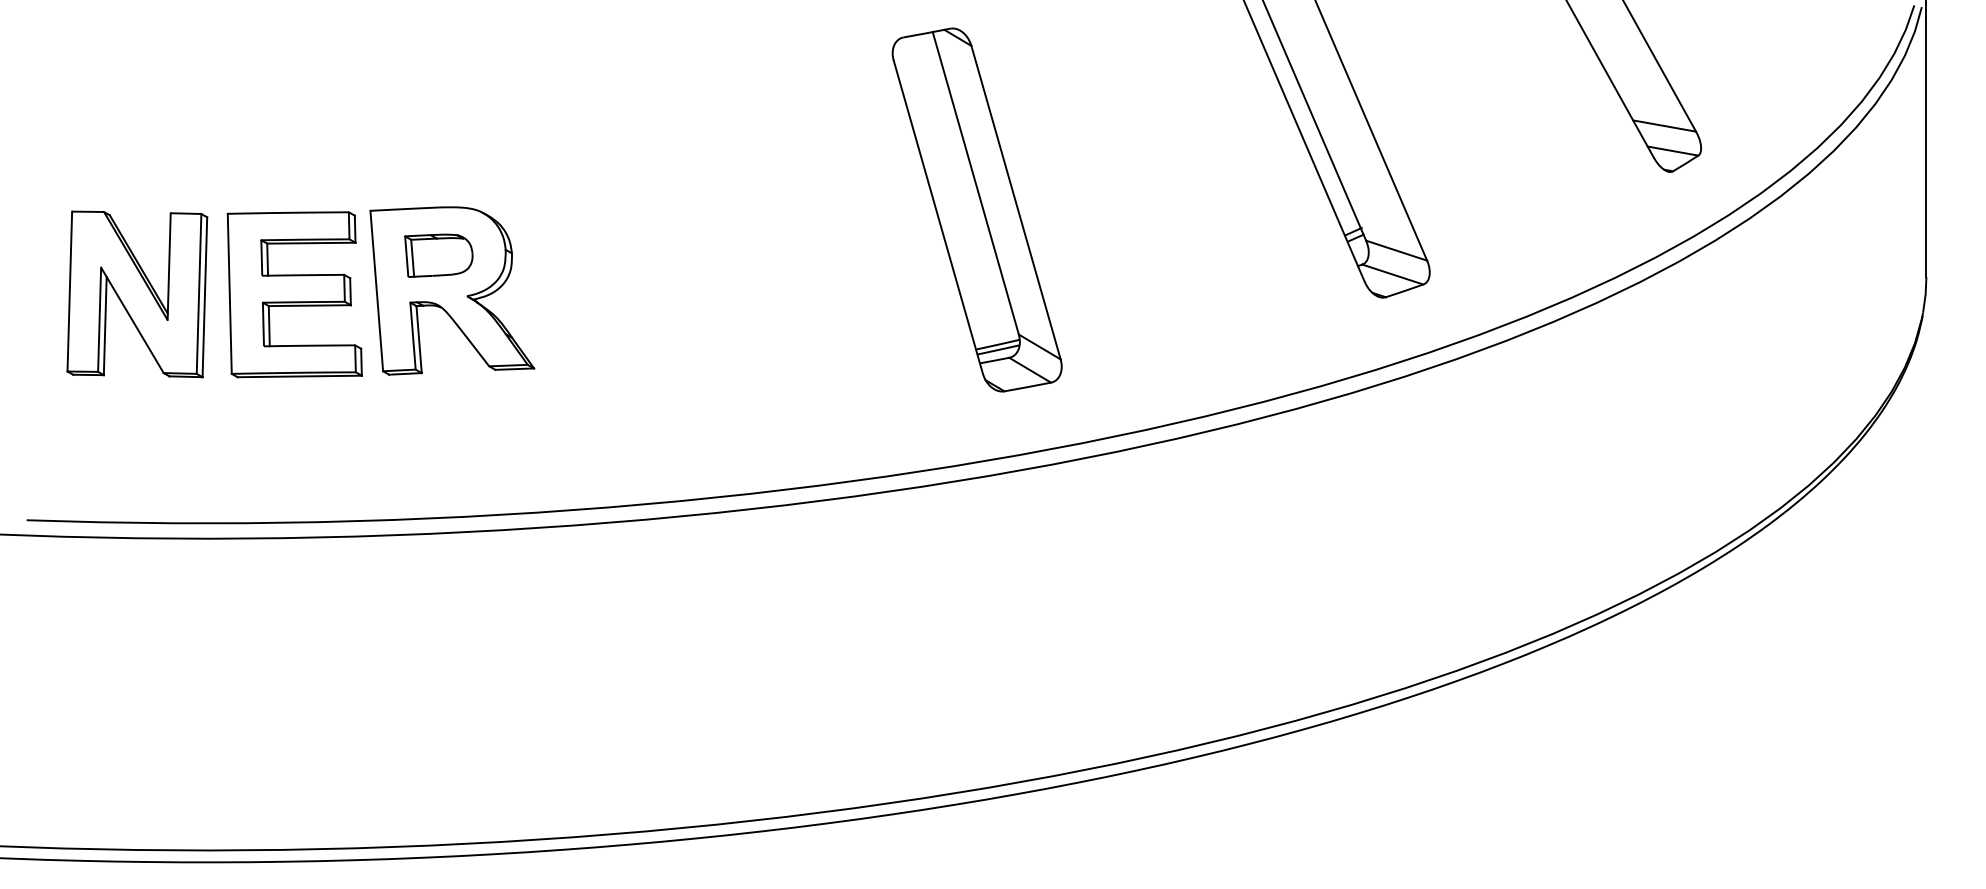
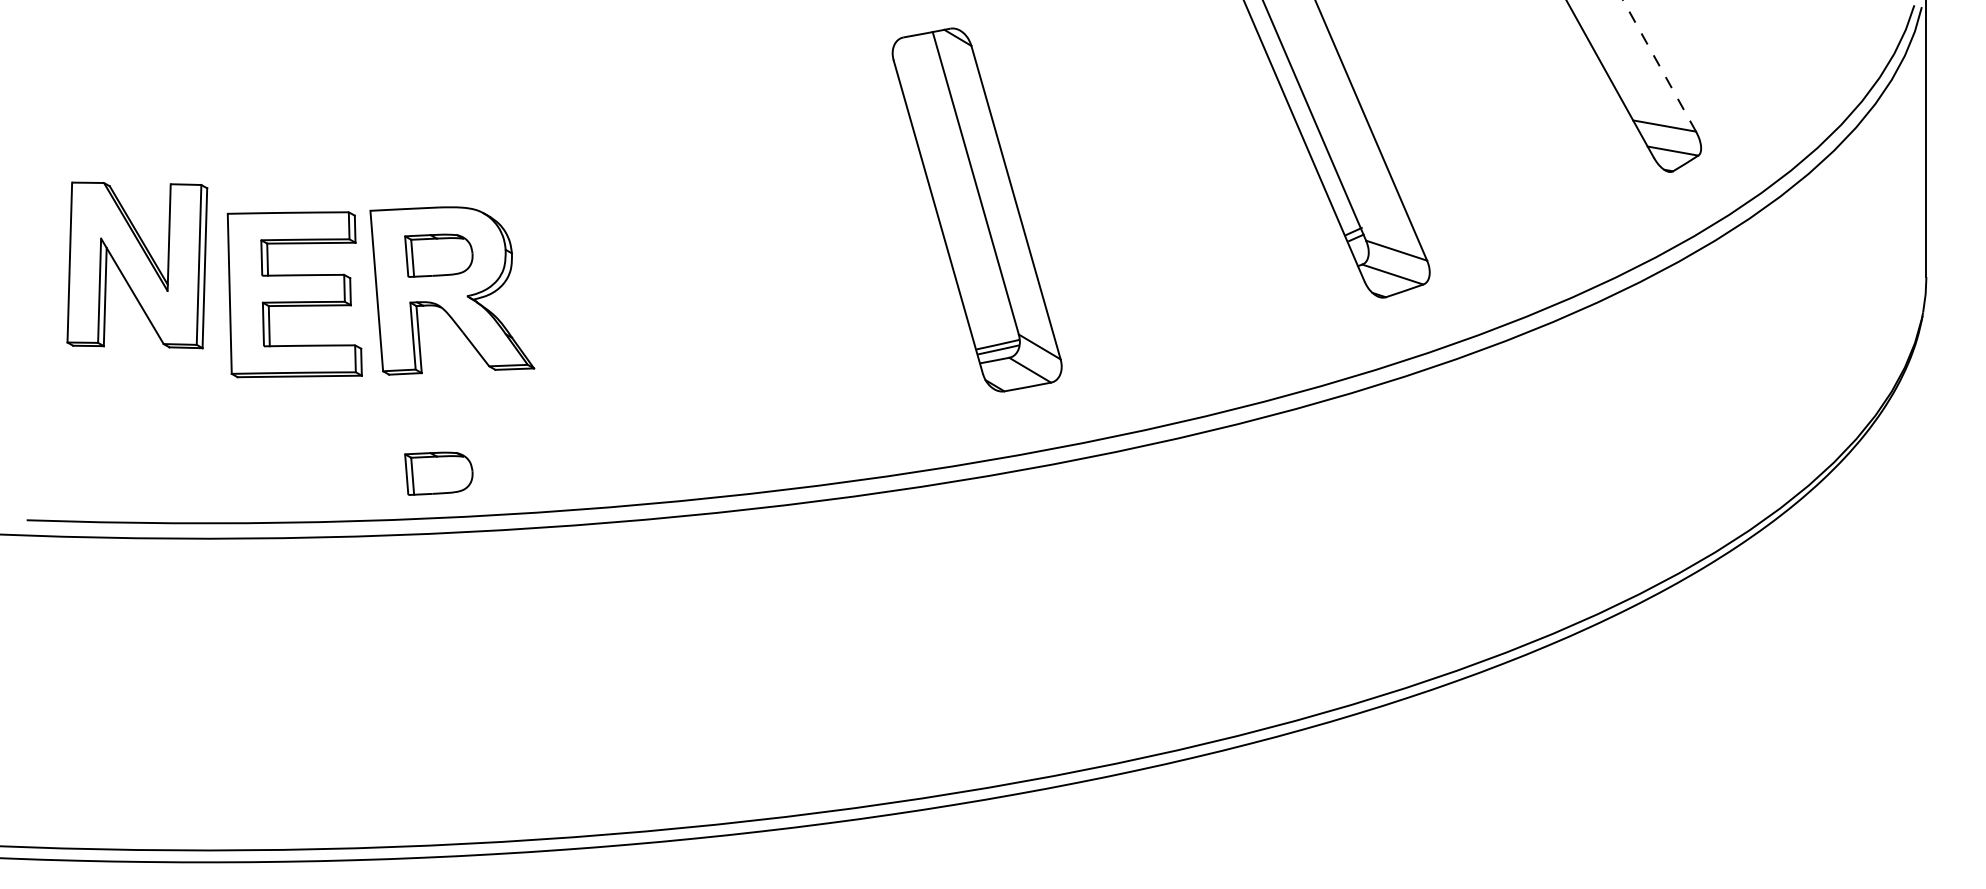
line: solid -> dashed (1659, 66)
part position: (137, 294) -> (137, 265) (137, 265)
part: none -> present (438, 473)
